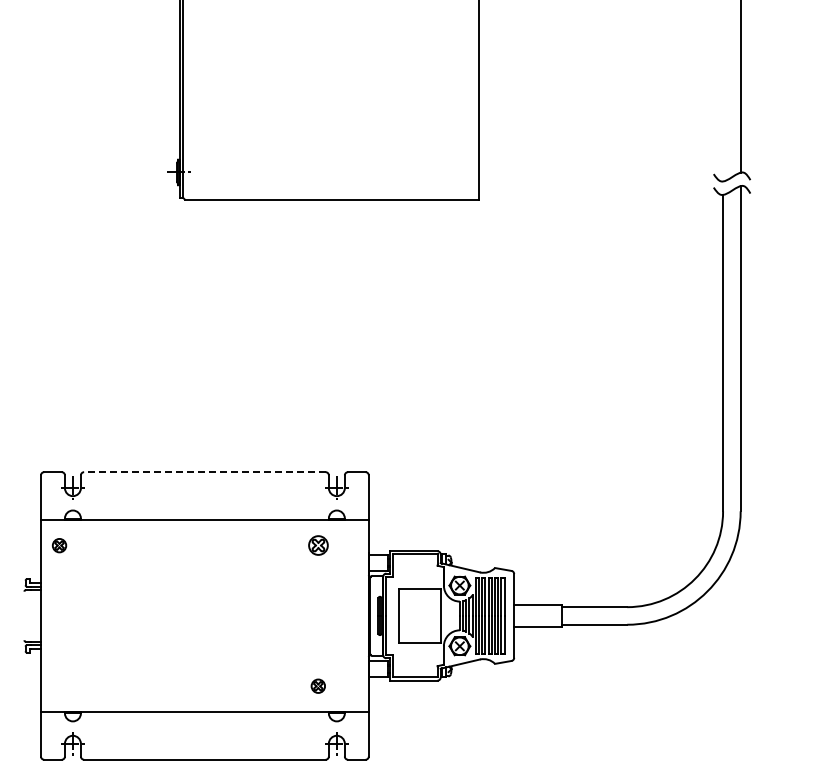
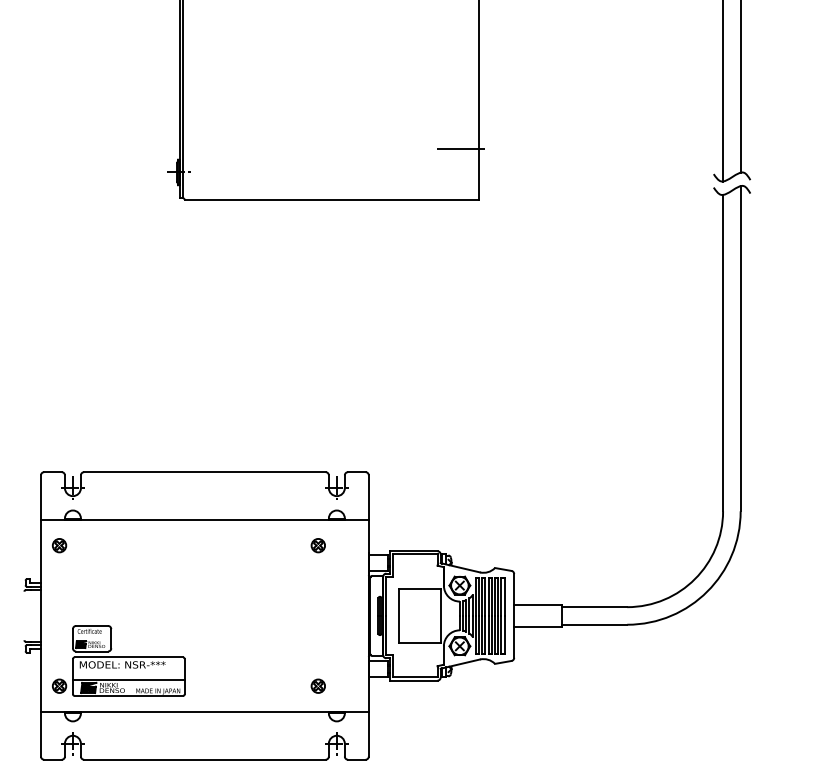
line: none -> present (723, 91)
line: none -> present (461, 148)
line: dashed -> solid (204, 472)
part size: 21x21 px -> 16x16 px (317, 545)
part: none -> present (118, 660)
